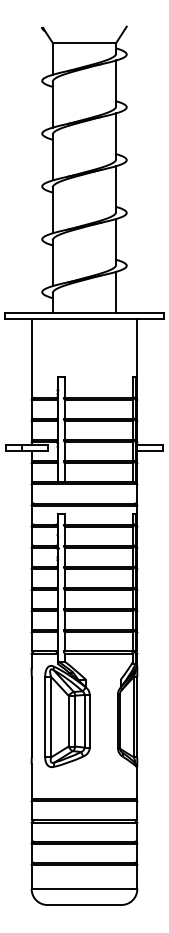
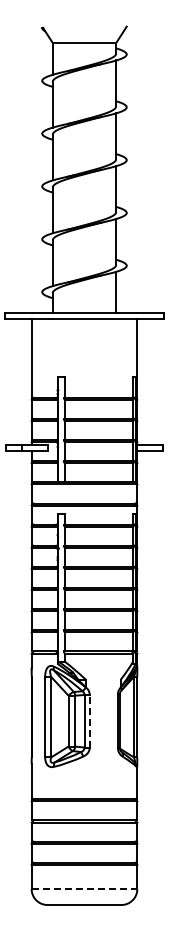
line: solid -> dashed (89, 720)
line: solid -> dashed (84, 889)
